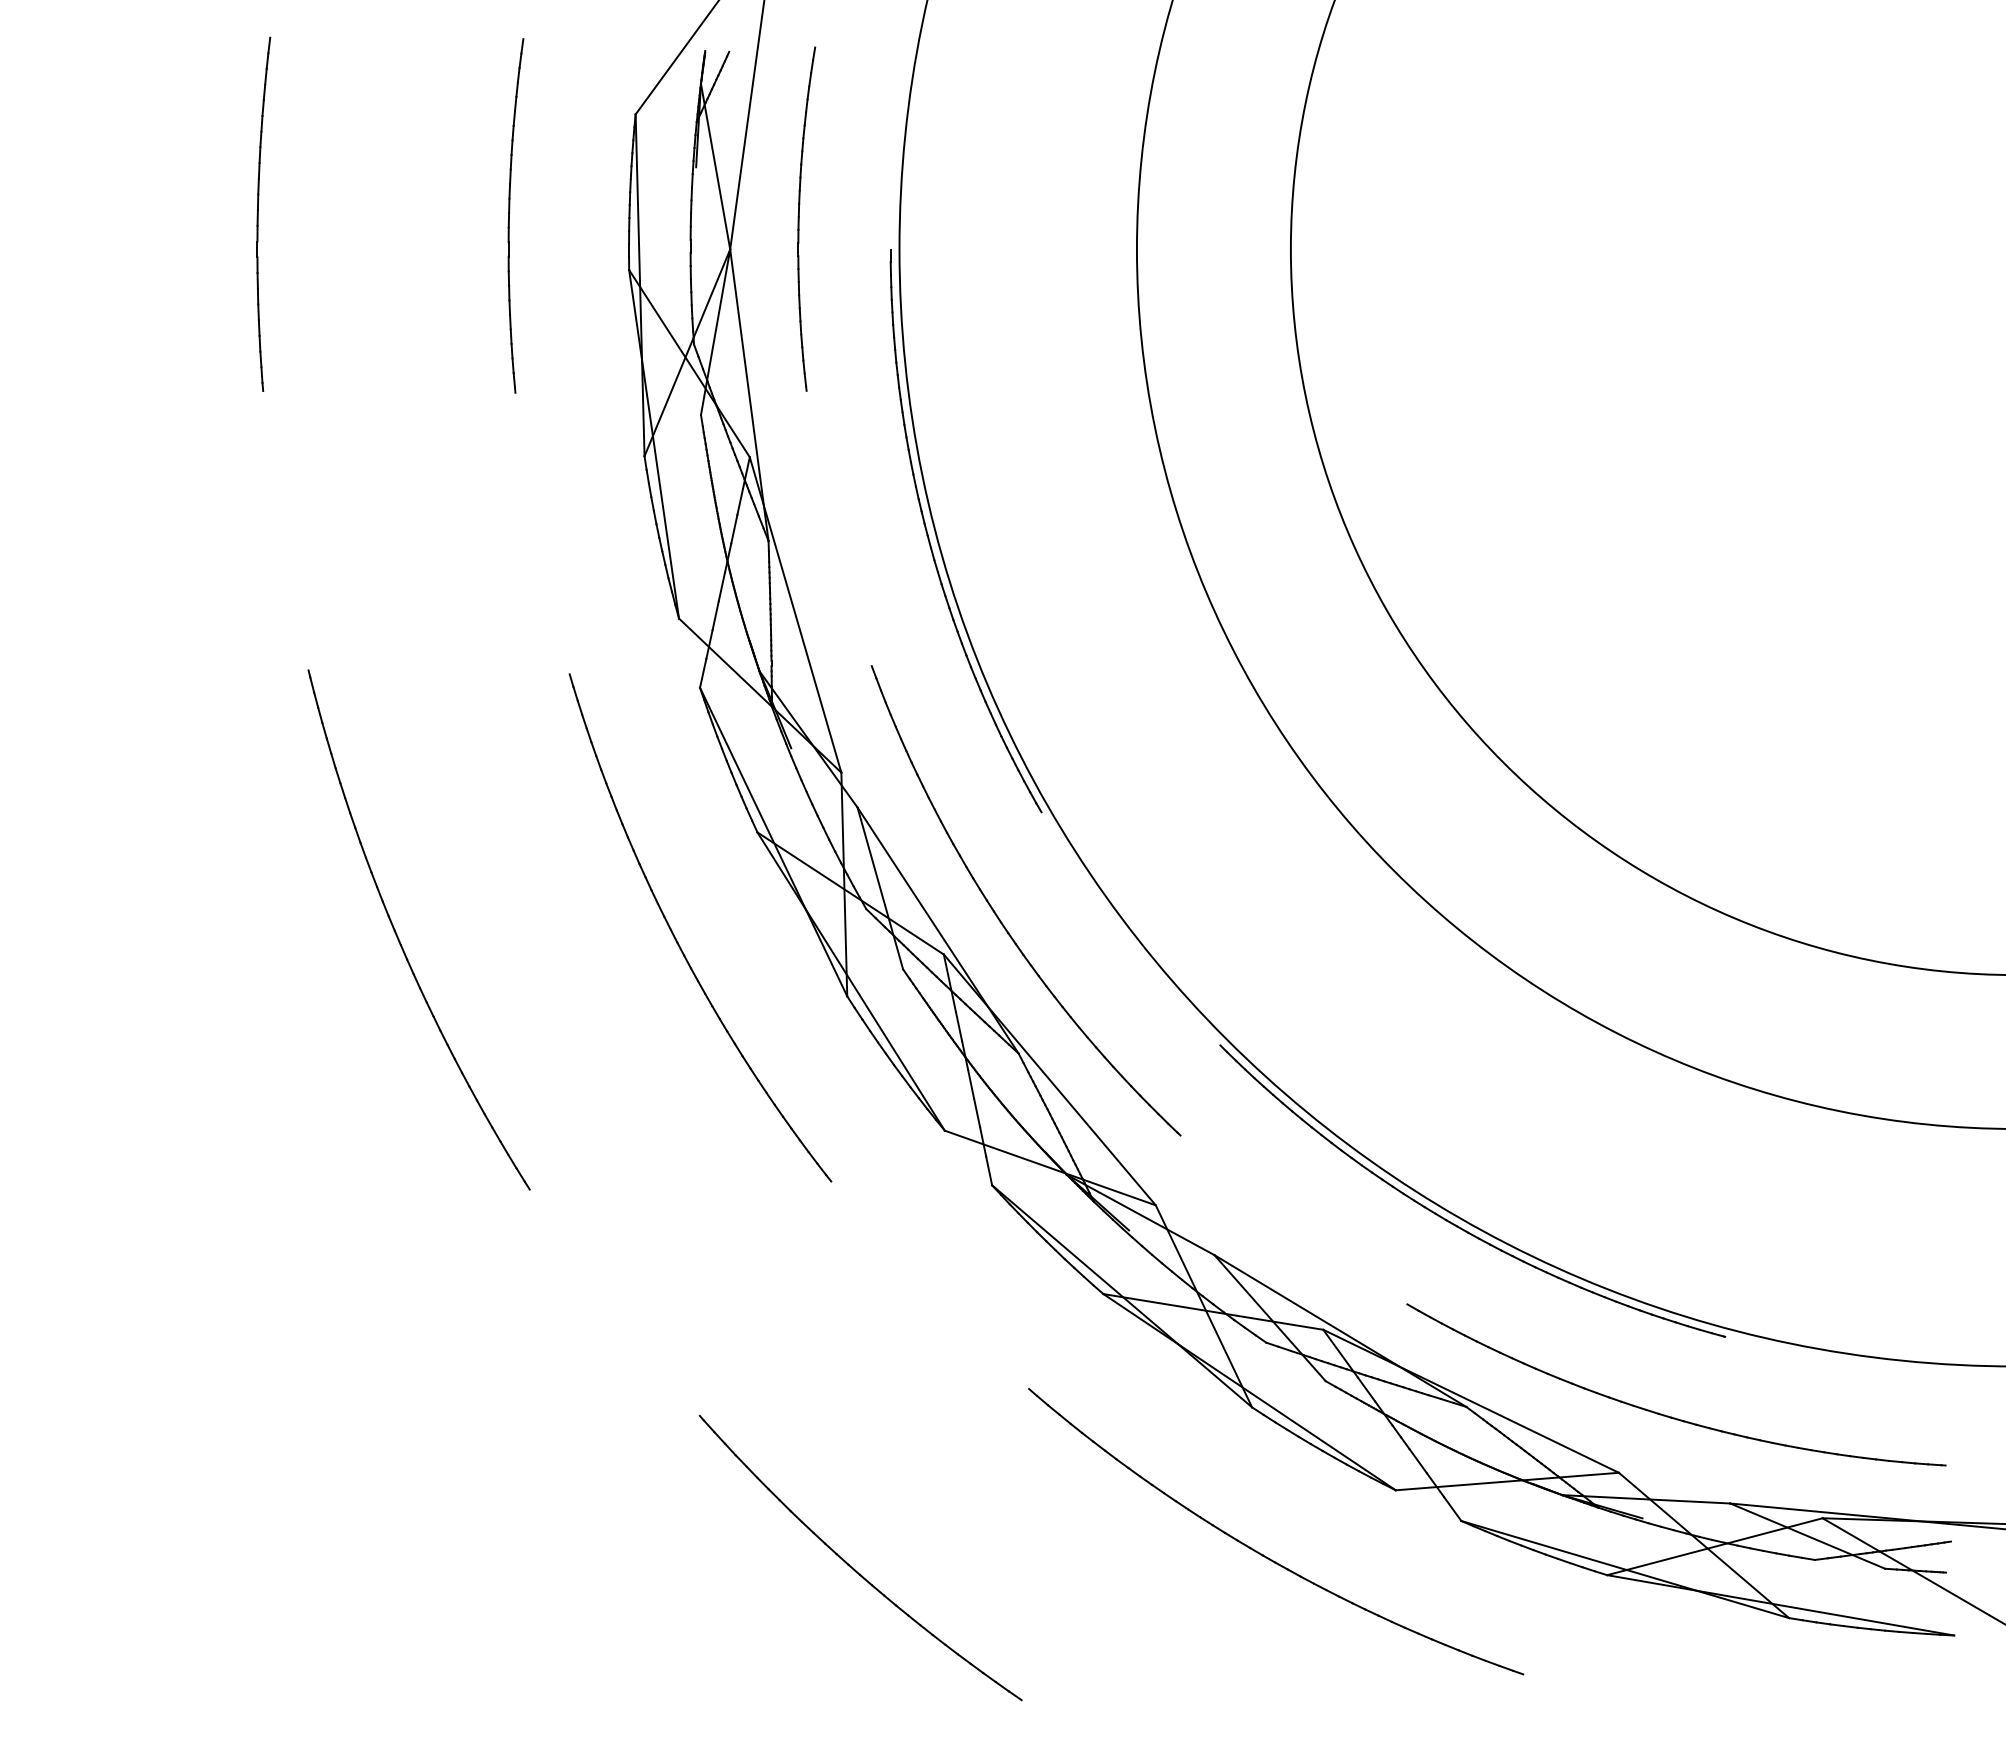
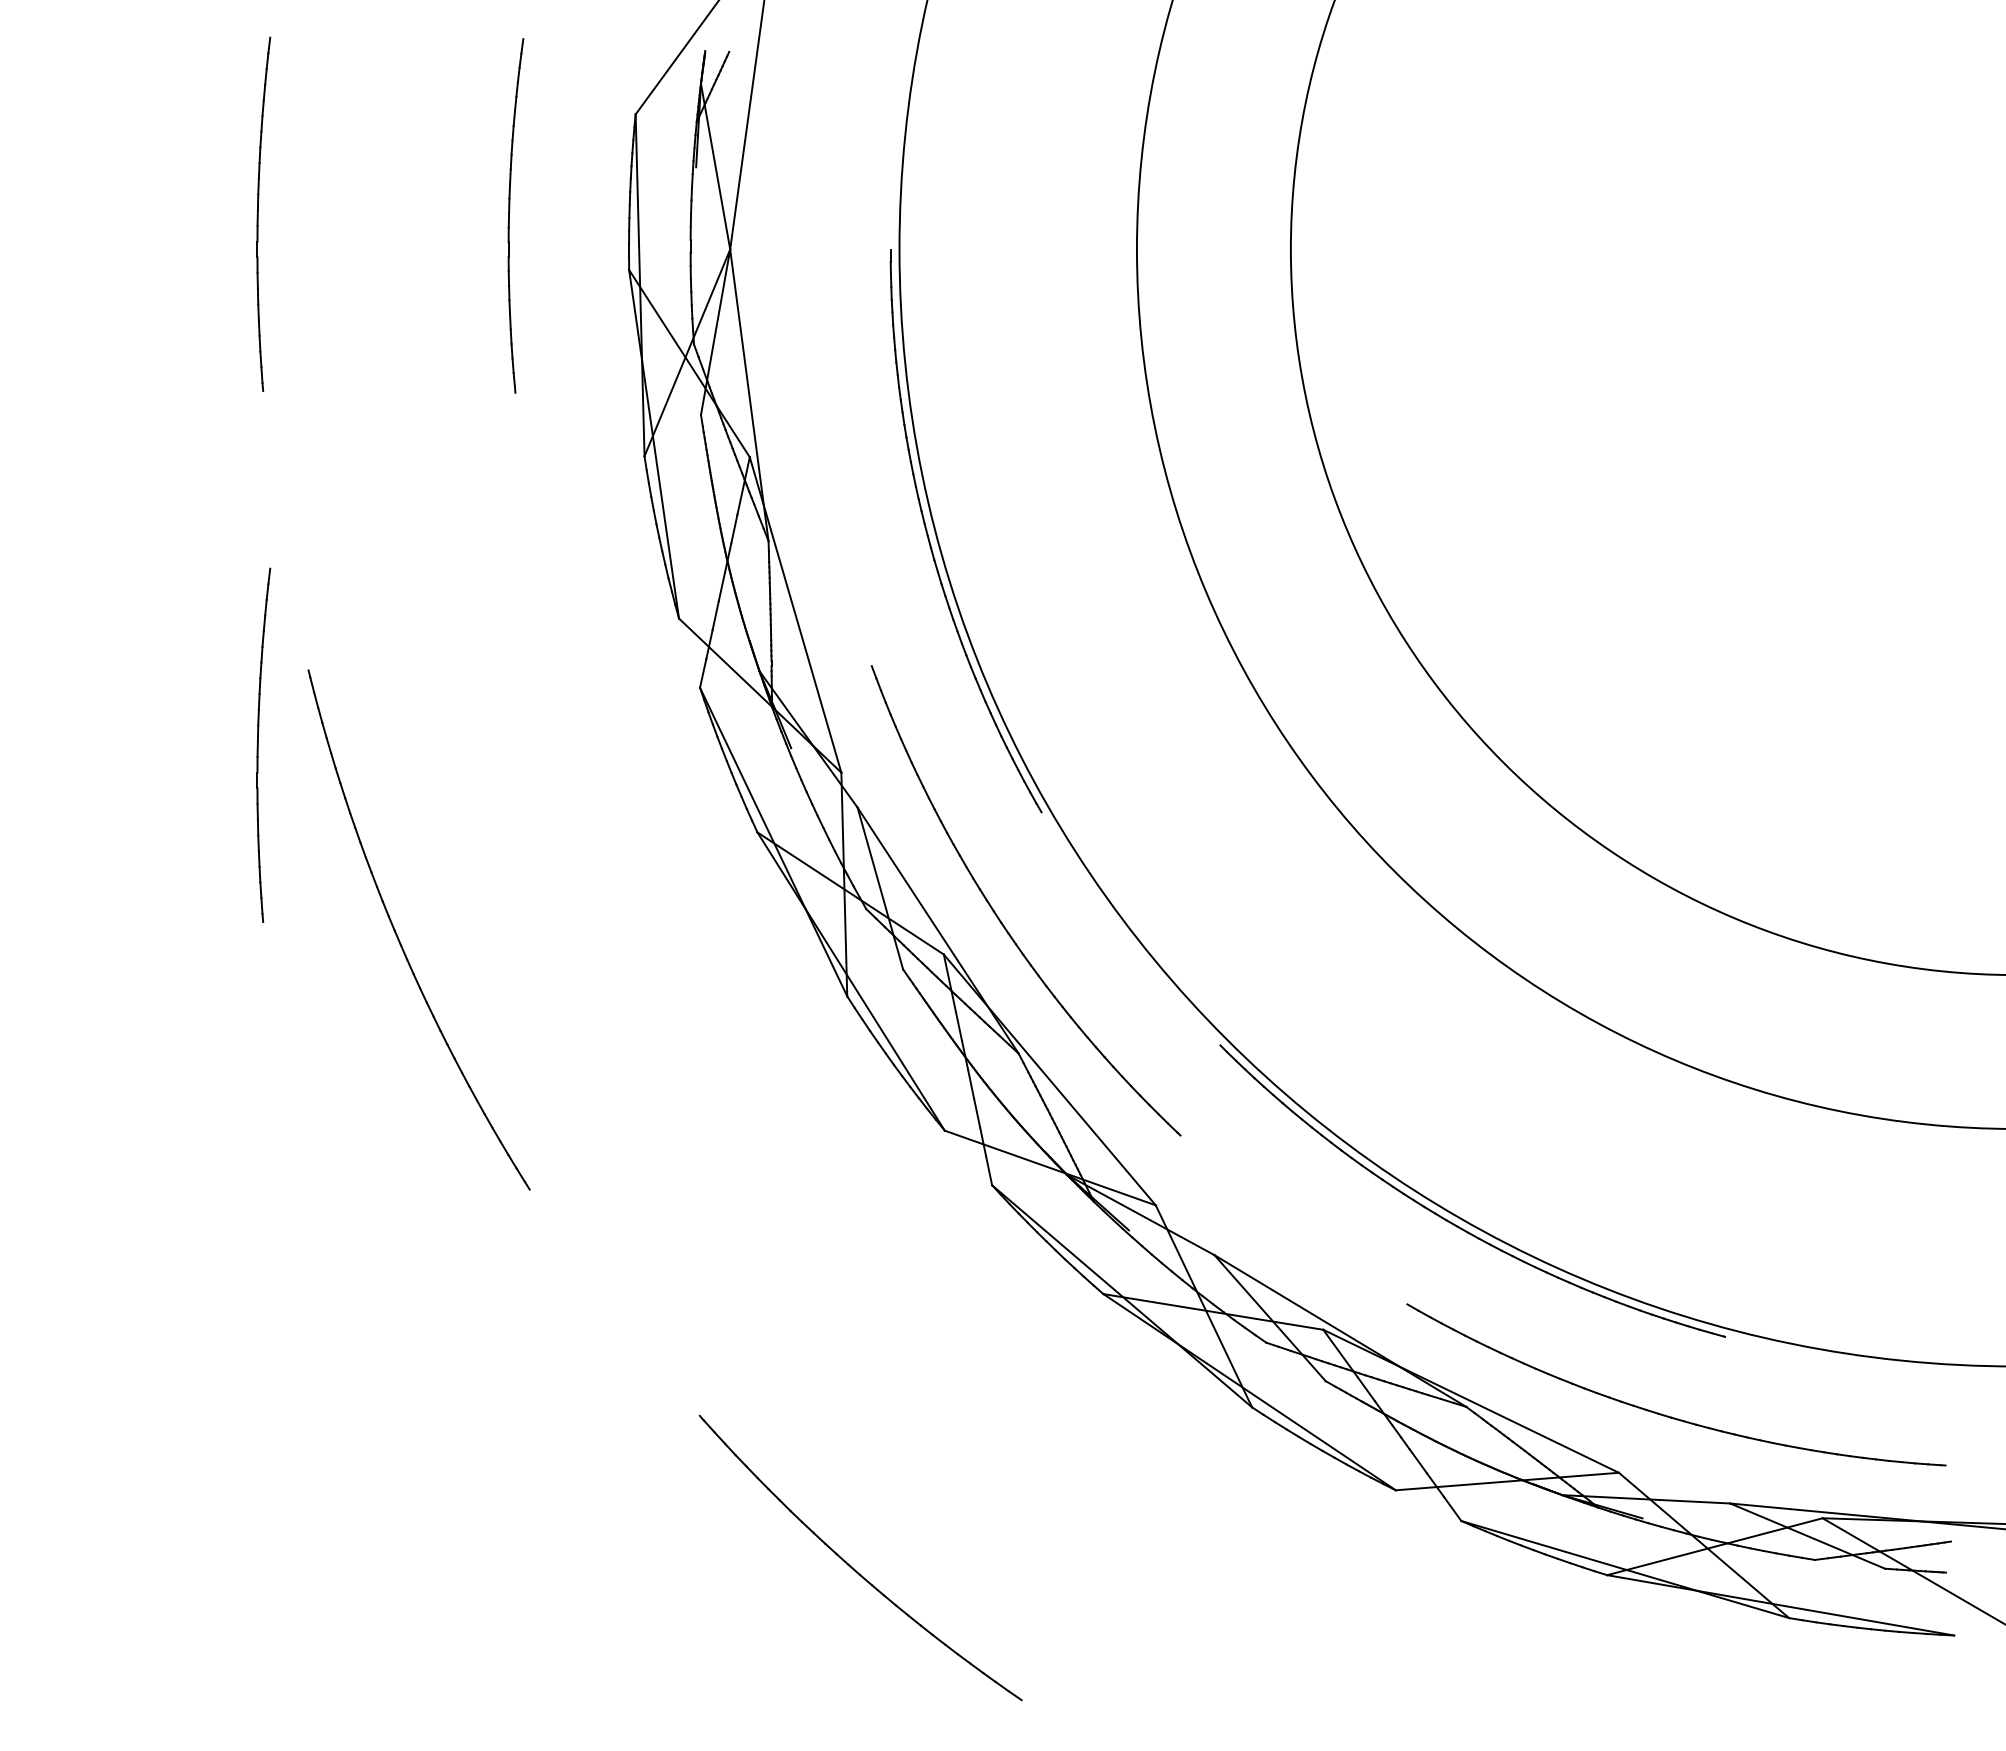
part: present -> none (799, 218)
part: none -> present (263, 744)
part: present -> none (676, 938)
part: present -> none (1265, 1555)
